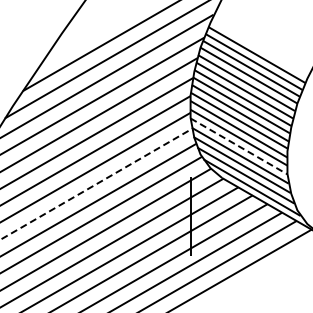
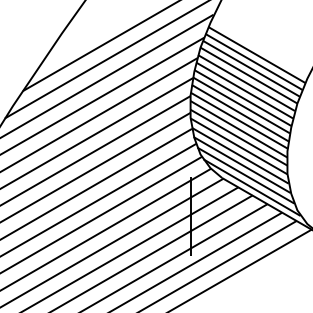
line: dashed -> solid (239, 146)
line: dashed -> solid (96, 184)
